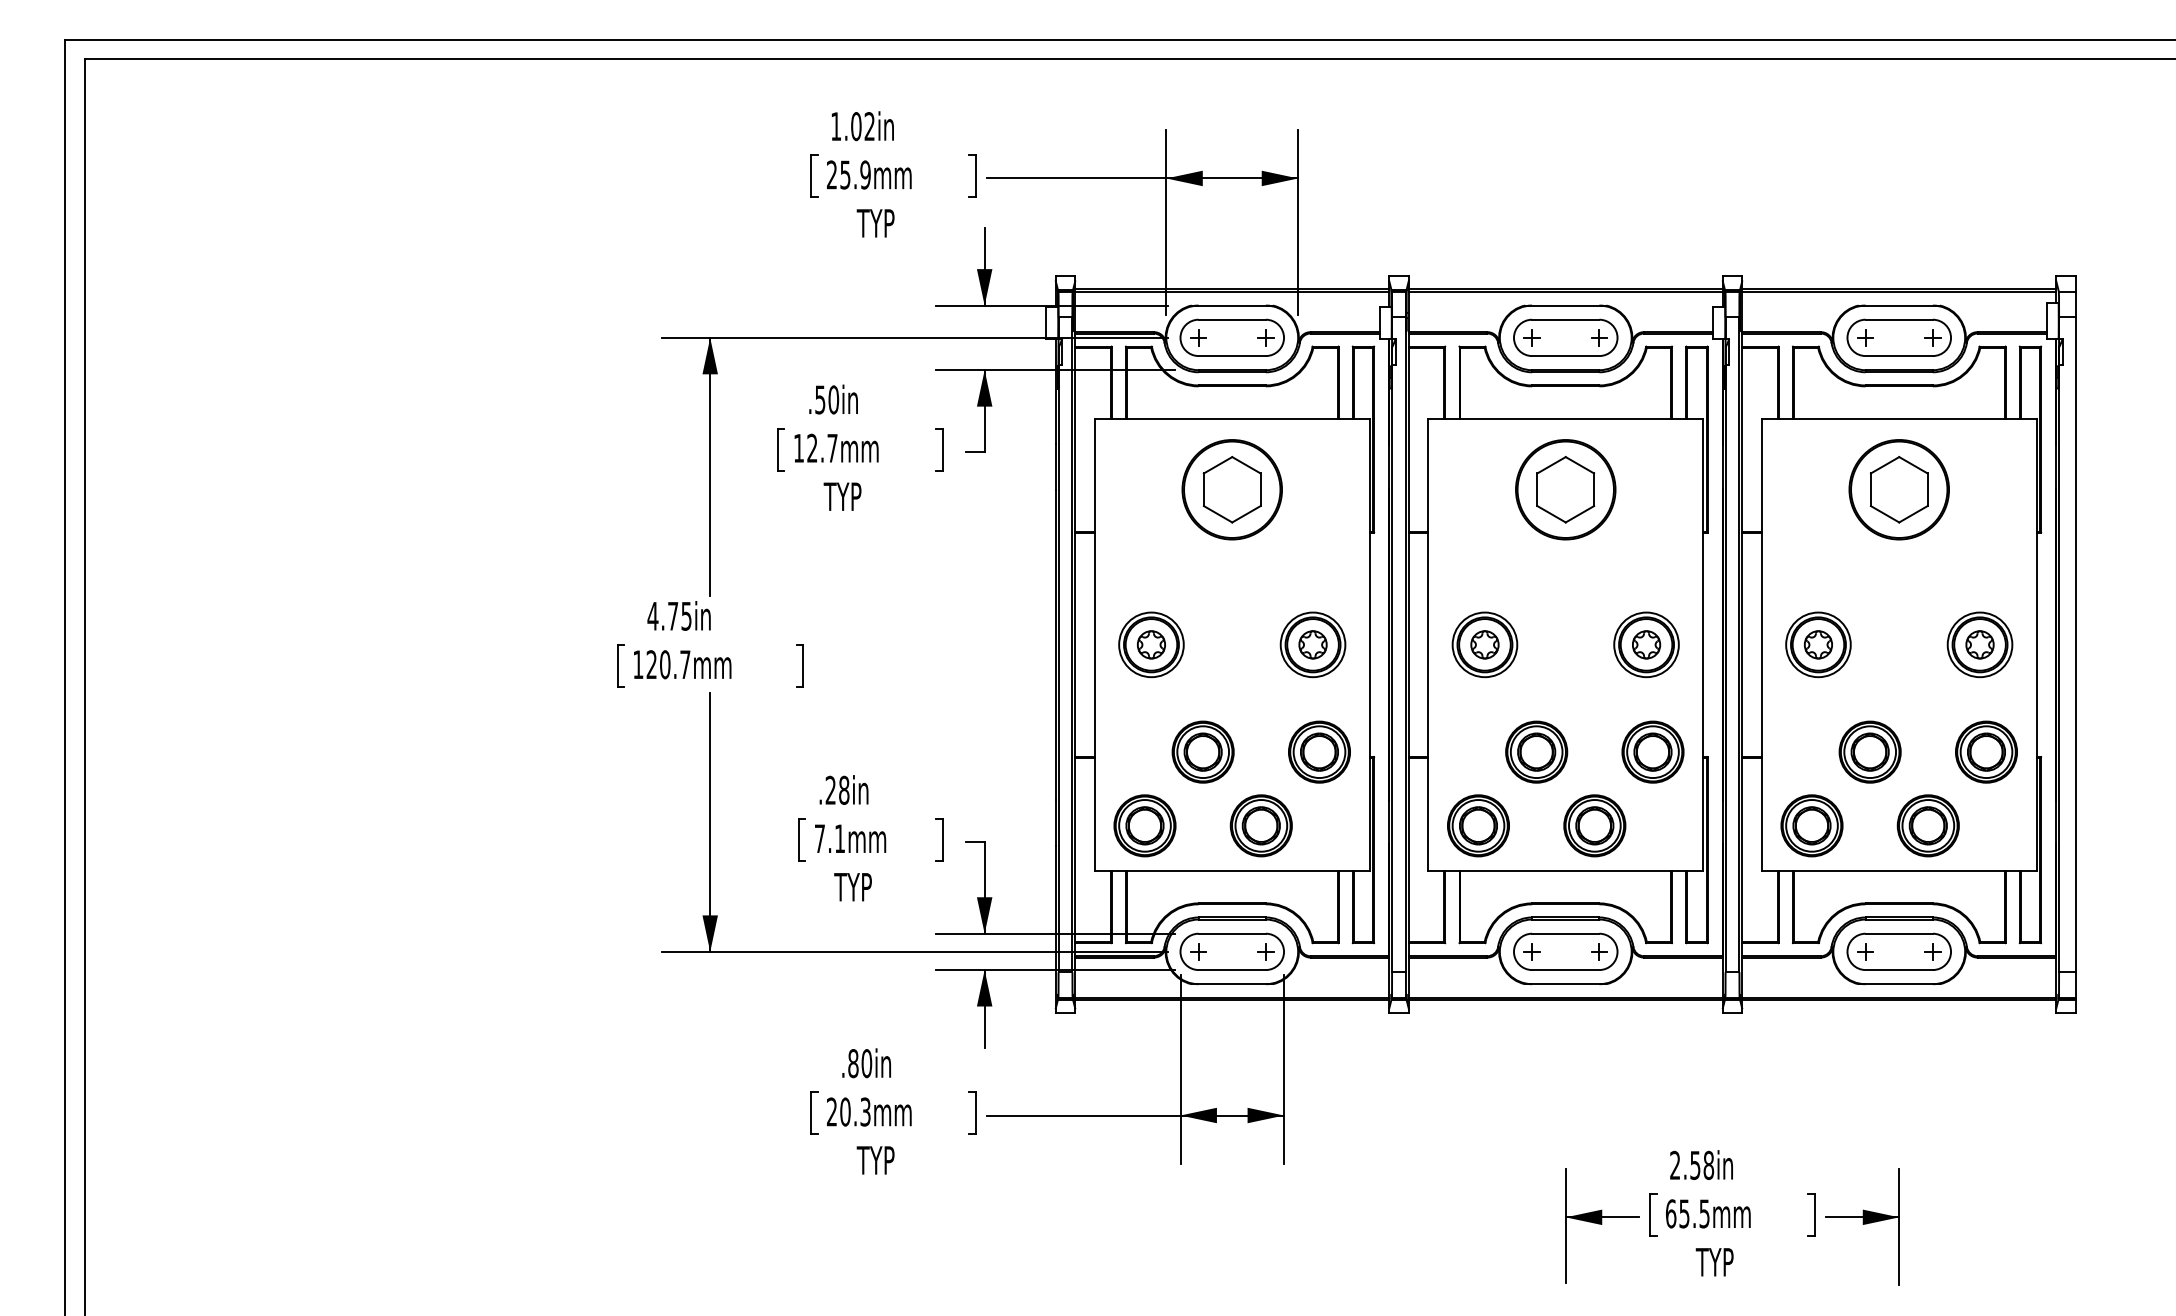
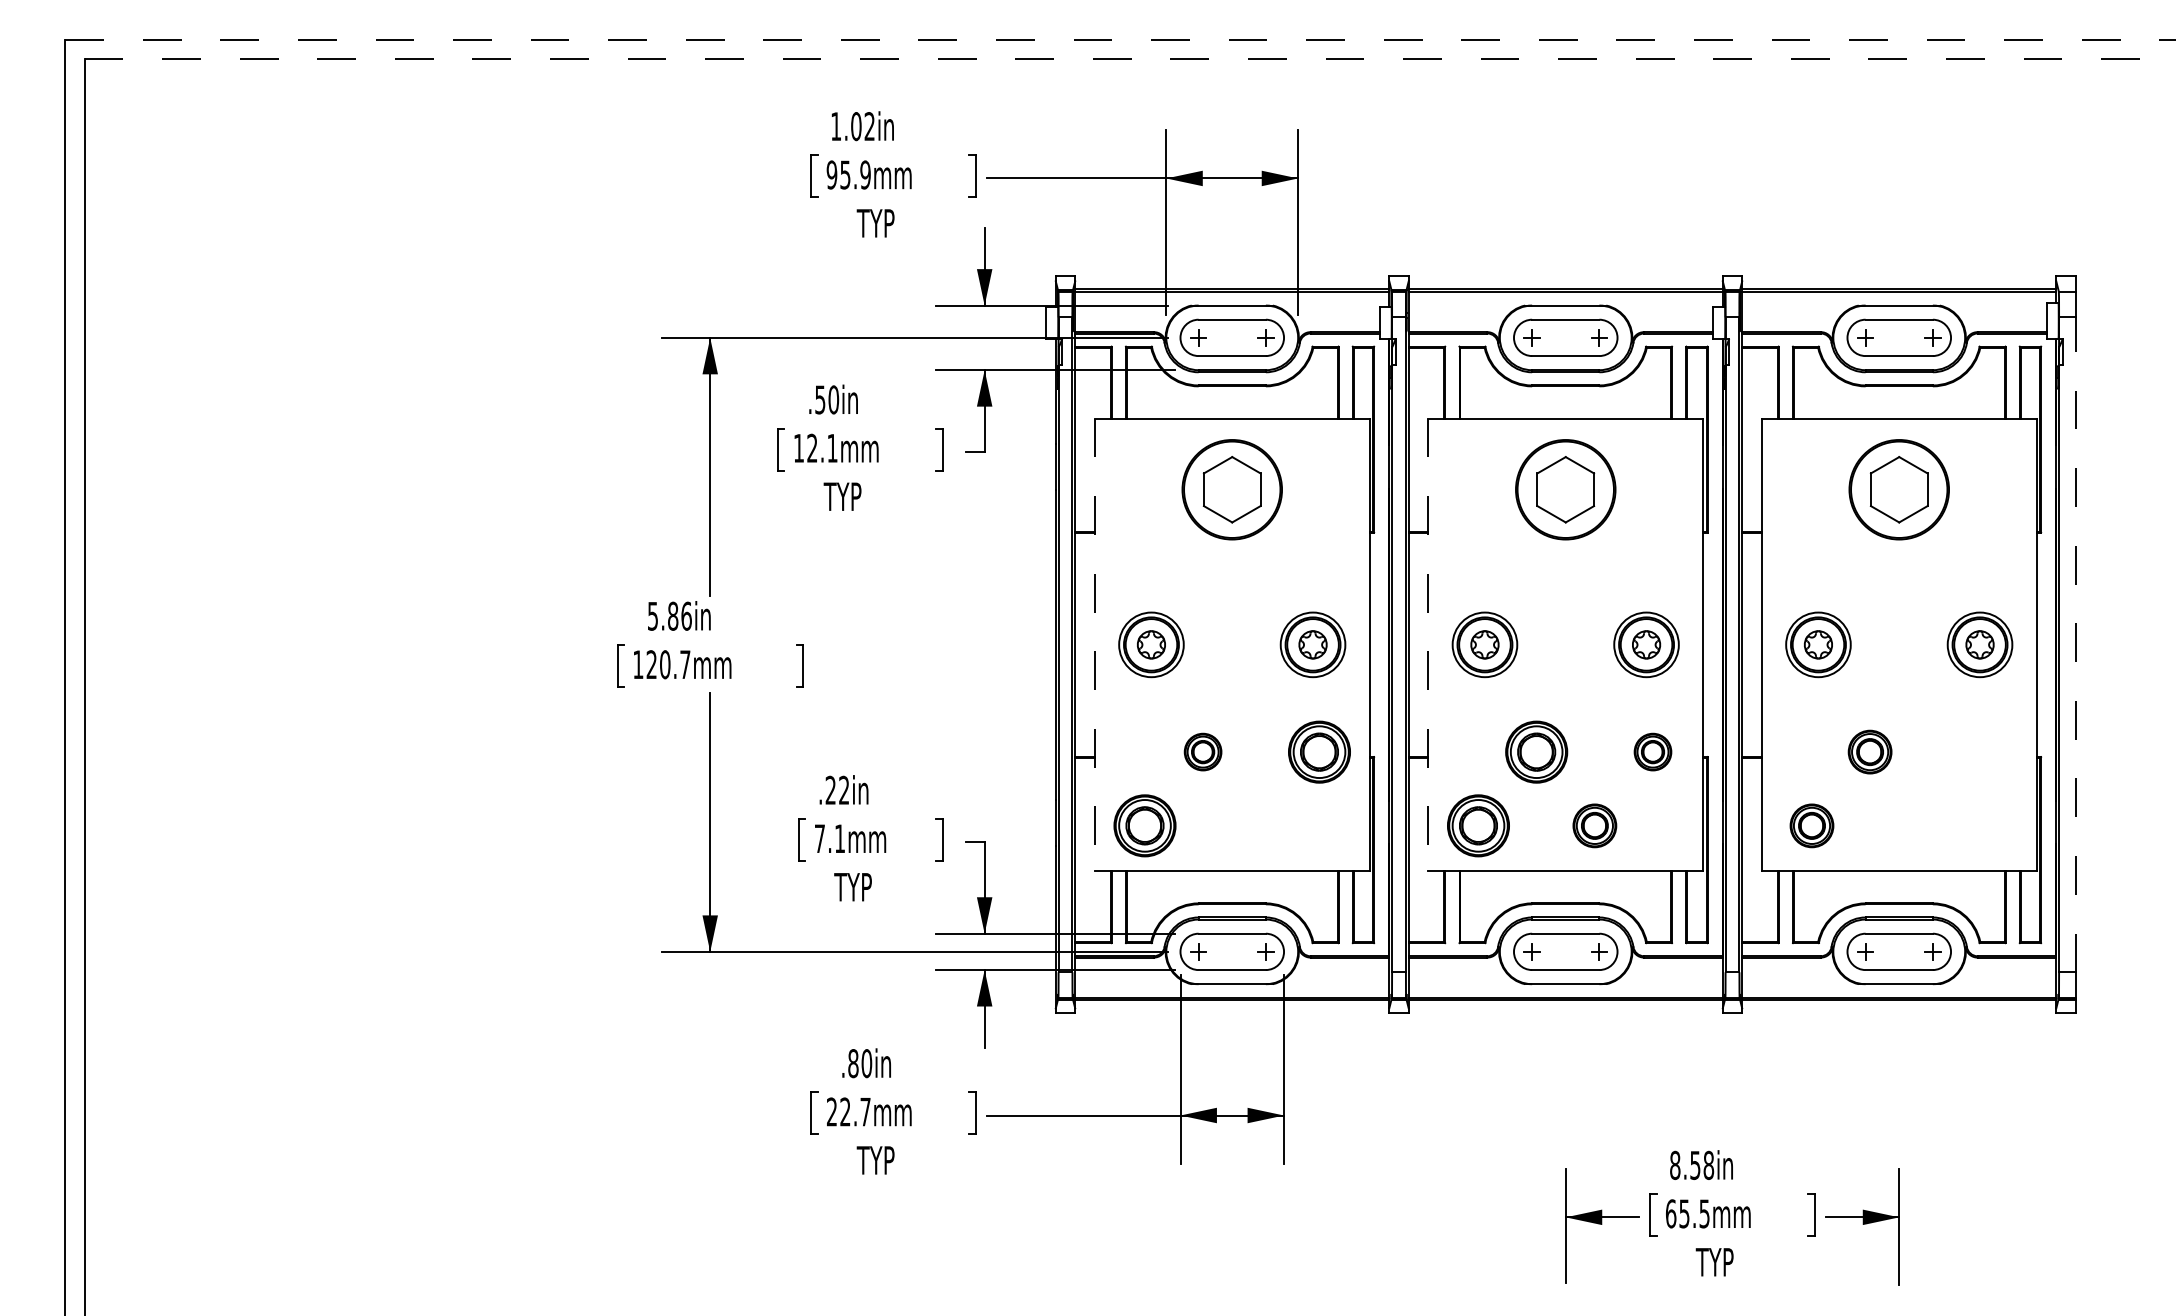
line: solid -> dashed (1121, 39)
line: solid -> dashed (1130, 59)
text: 25.9mm -> 95.9mm (831, 174)
text: 12.7mm -> 12.1mm (832, 448)
text: 4.75in -> 5.86in (669, 615)
line: solid -> dashed (2075, 644)
line: solid -> dashed (1094, 645)
line: solid -> dashed (1428, 645)
part size: 64x64 px -> 40x40 px (1202, 751)
part size: 64x64 px -> 40x40 px (1652, 751)
part size: 64x64 px -> 46x46 px (1869, 751)
part: present -> none (1986, 751)
text: .28in -> .22in (844, 790)
part: present -> none (1260, 825)
part size: 64x64 px -> 46x46 px (1594, 825)
part size: 64x64 px -> 46x46 px (1811, 825)
part: present -> none (1927, 825)
text: 20.3mm -> 22.7mm (855, 1111)
text: 2.58in -> 8.58in (1675, 1165)
